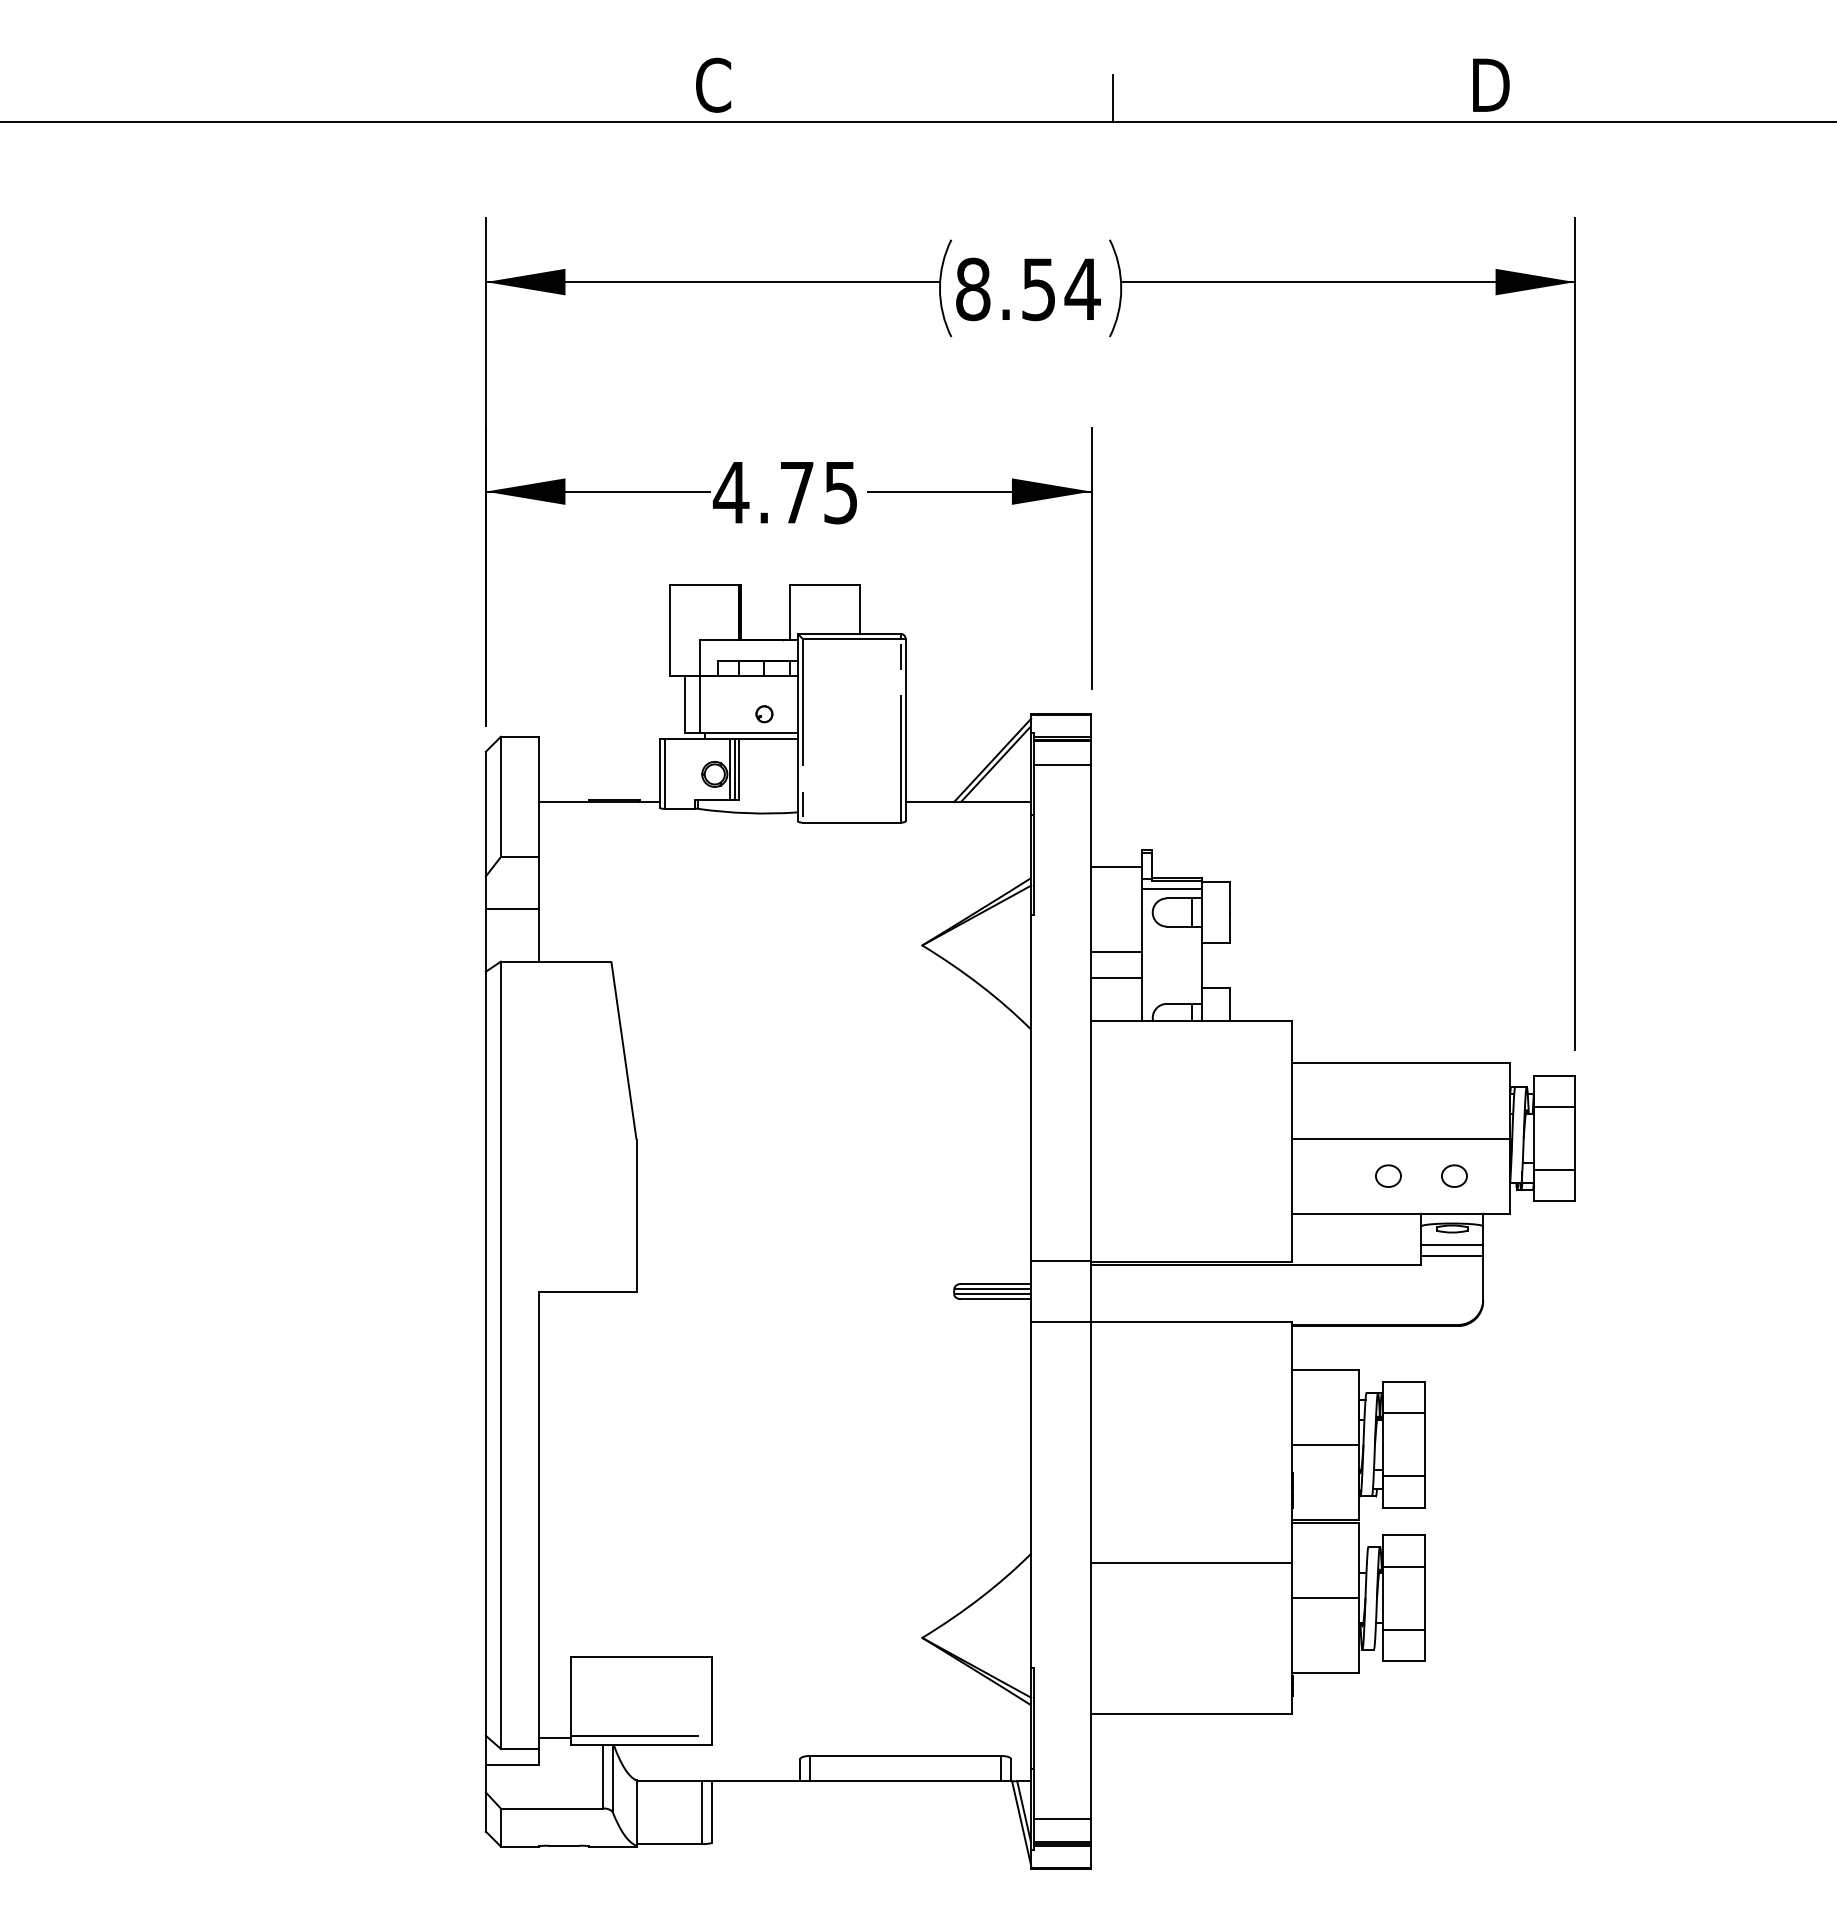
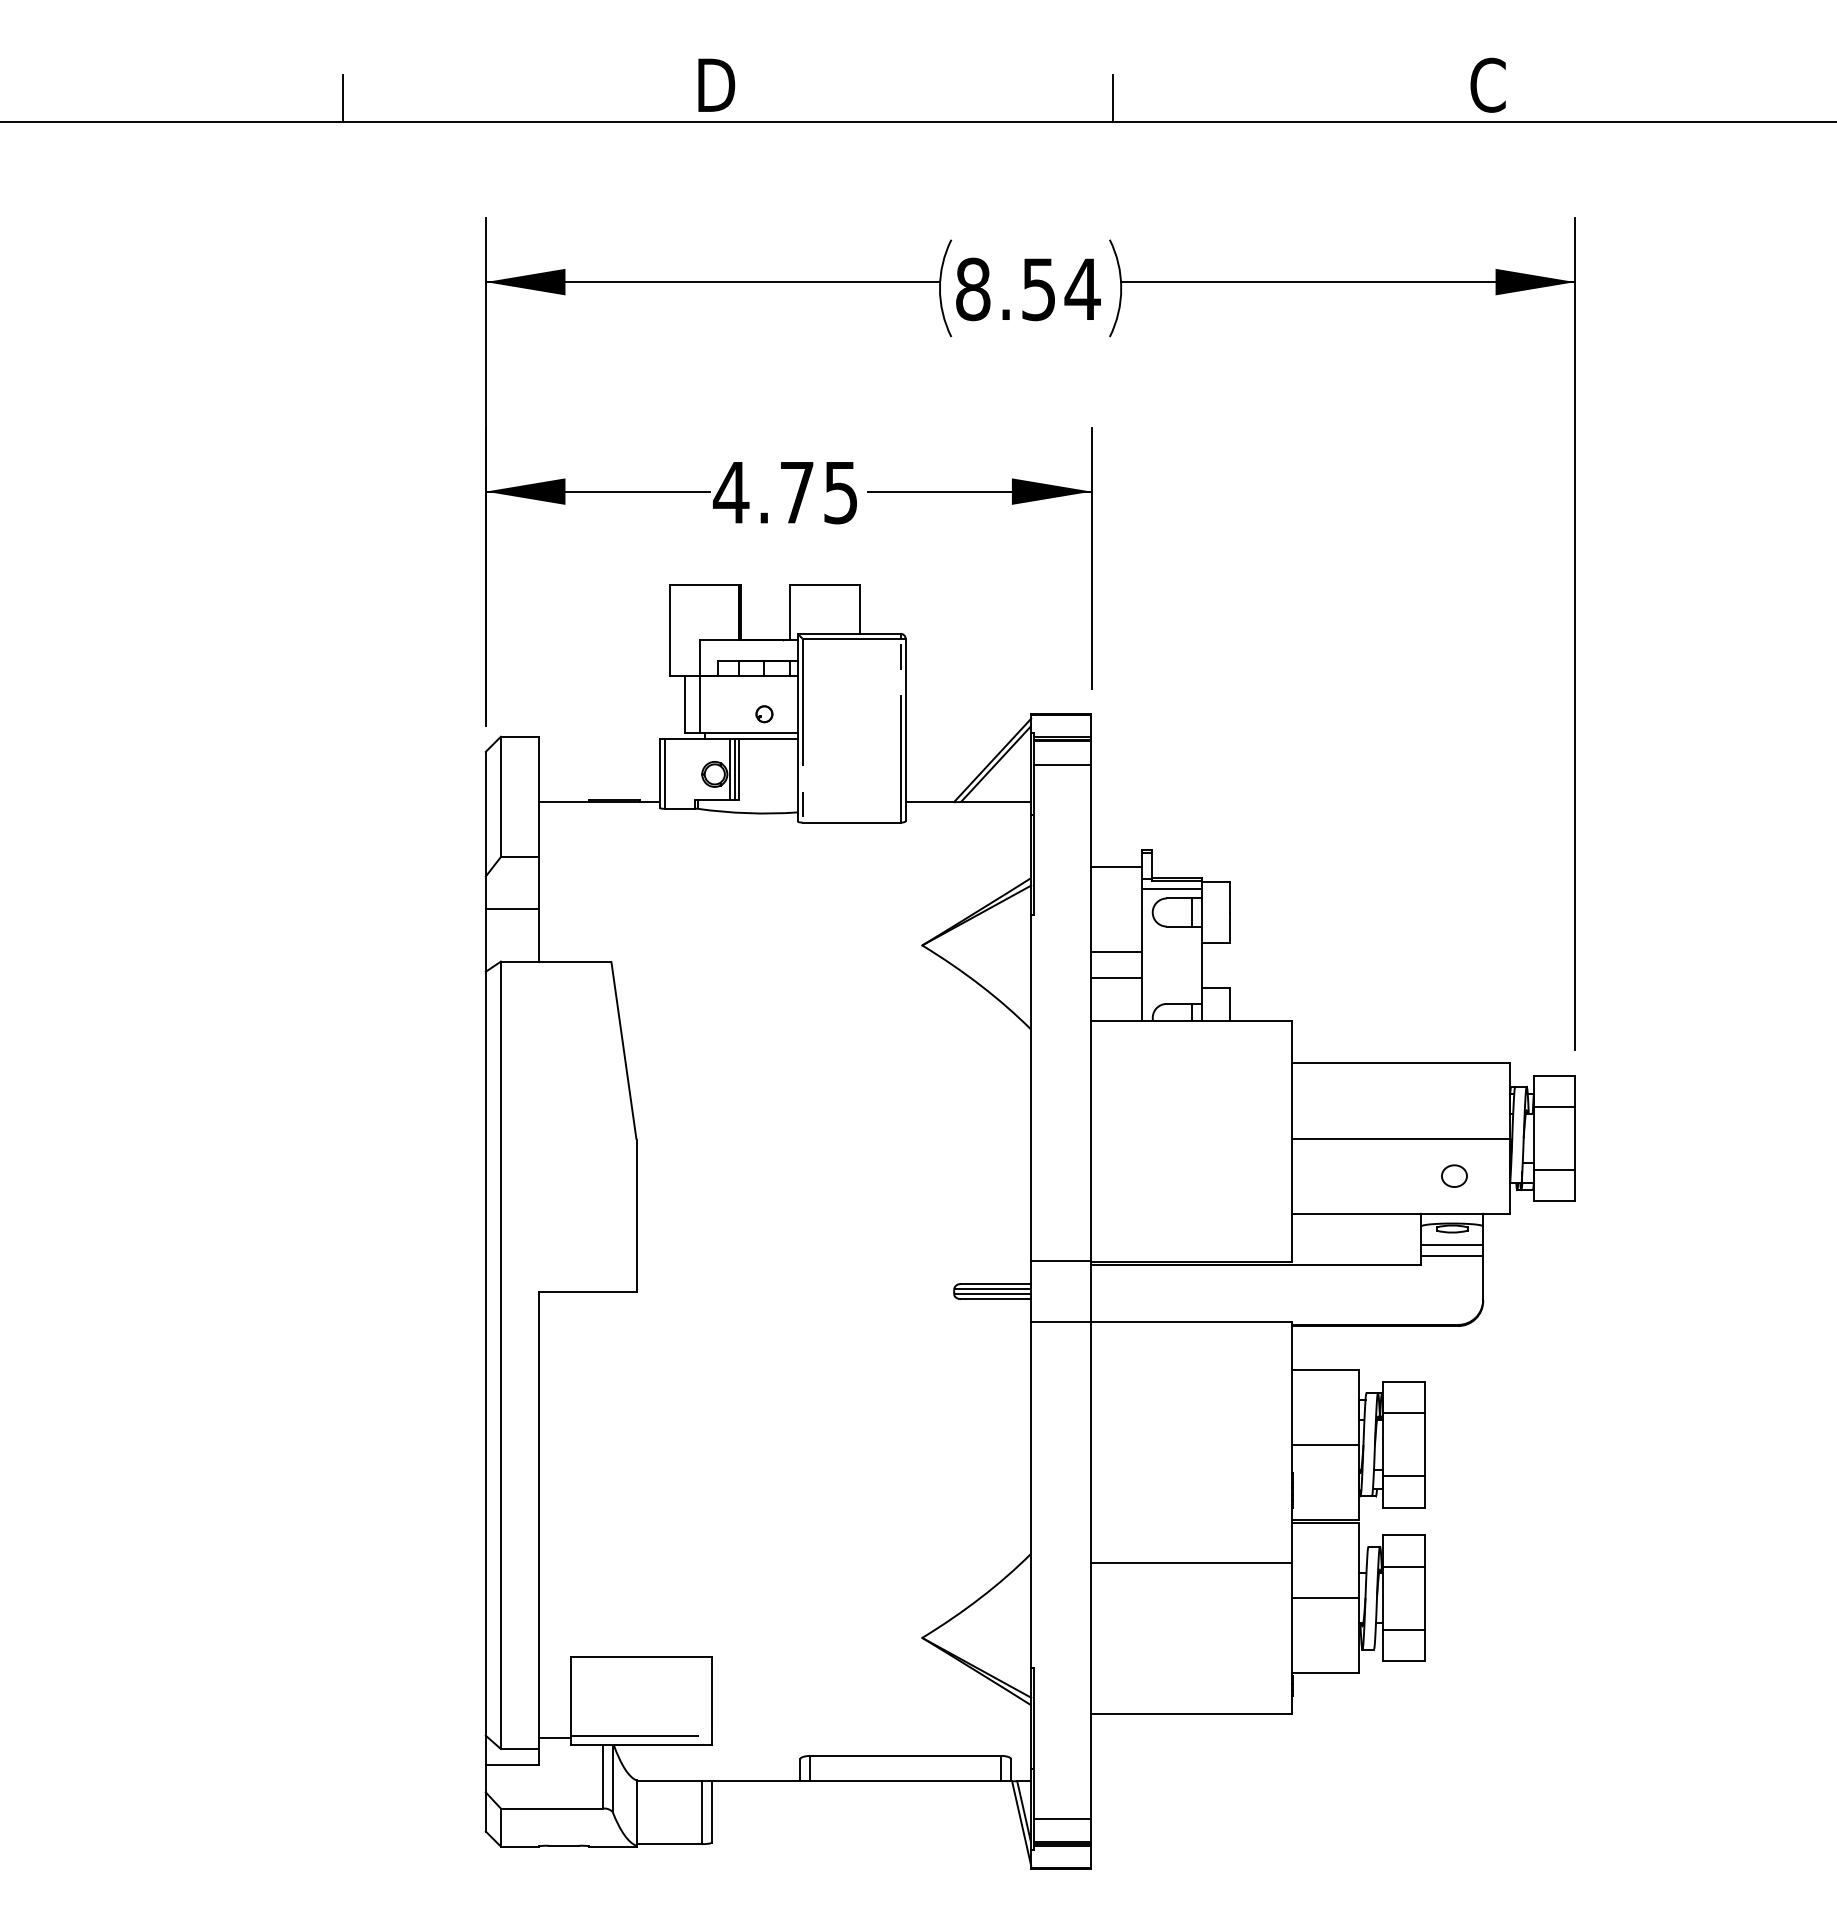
text: C -> D (715, 84)
text: D -> C (1489, 84)
line: none -> present (342, 98)
part: present -> none (1388, 1175)
